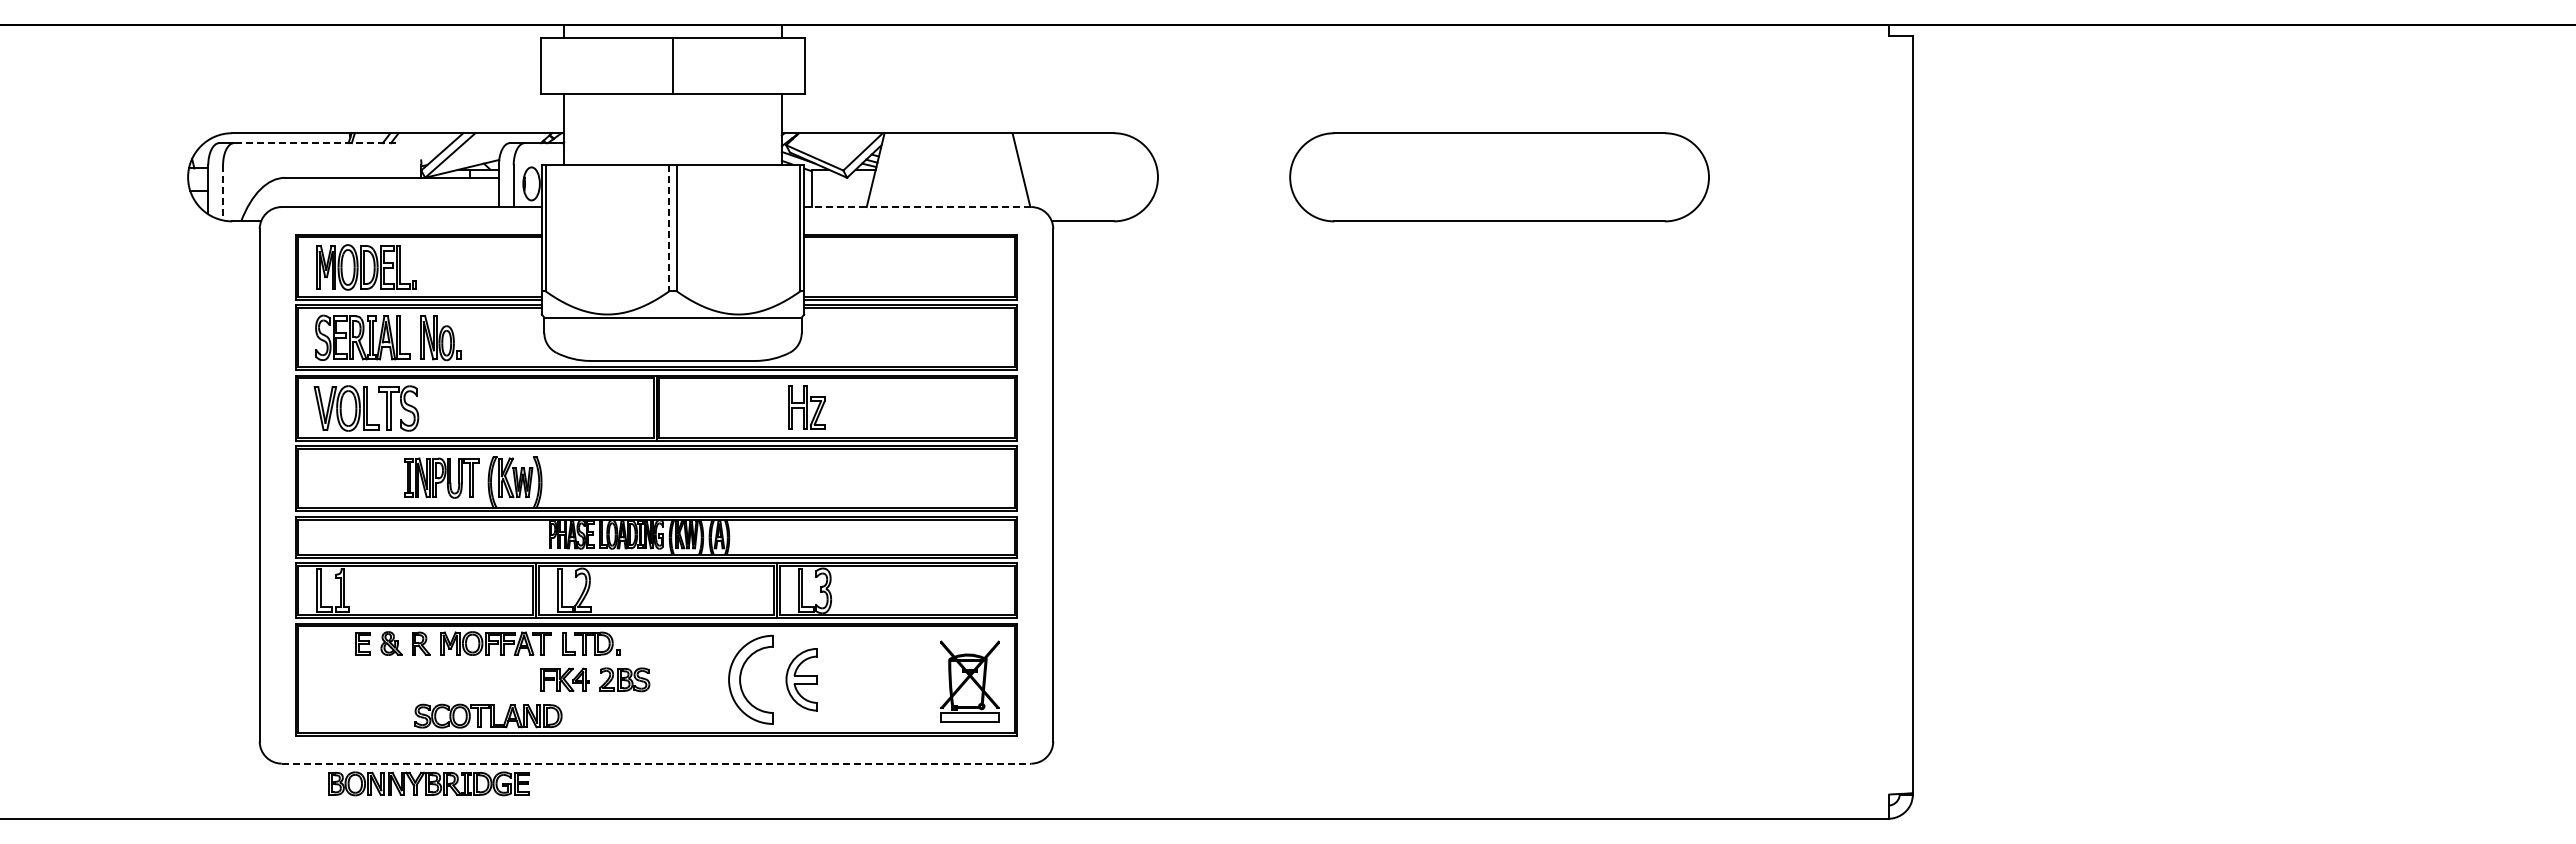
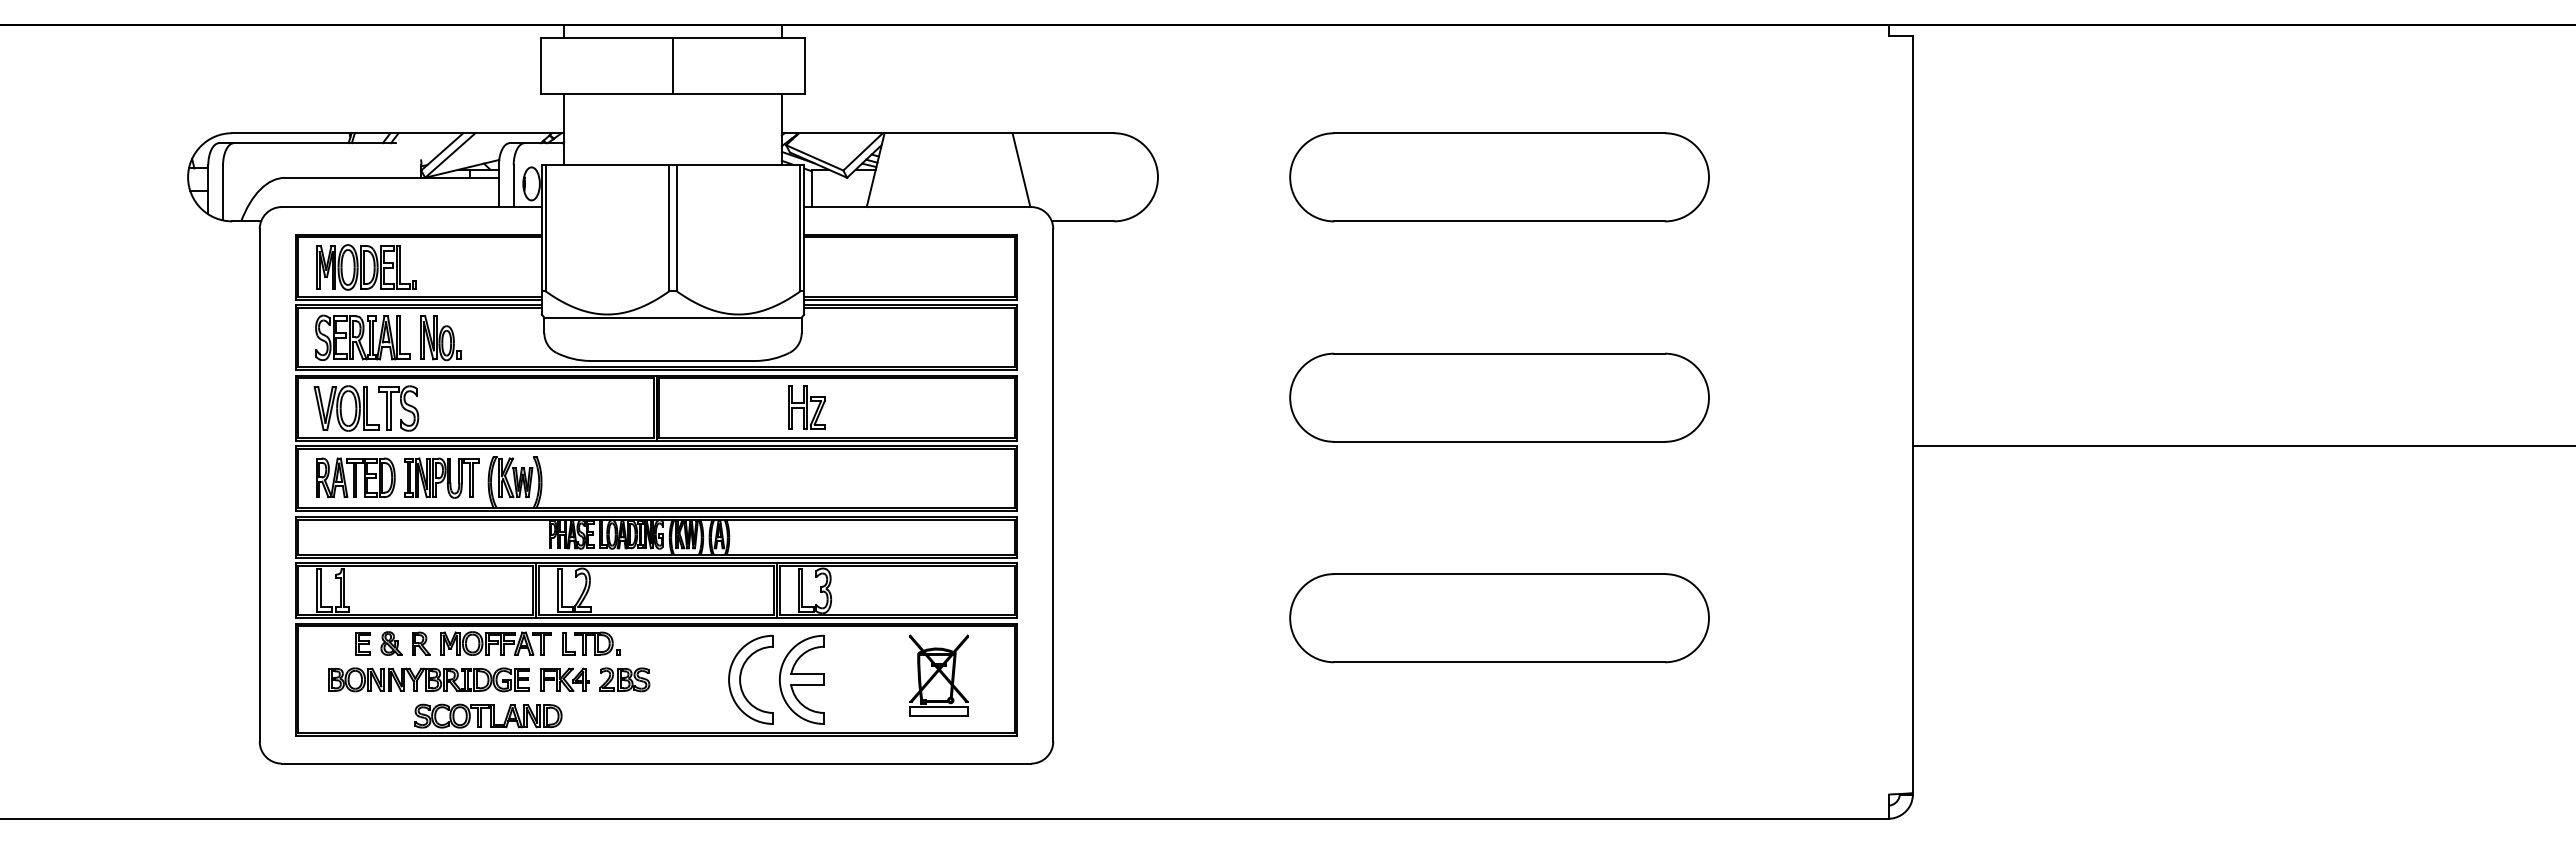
line: dashed -> solid (314, 143)
line: dashed -> solid (223, 192)
line: dashed -> solid (917, 207)
line: dashed -> solid (669, 228)
part: none -> present (1499, 397)
line: none -> present (2242, 446)
part: none -> present (355, 477)
part: none -> present (1499, 618)
part size: 33x64 px -> 46x91 px (801, 679)
part position: (969, 681) -> (938, 675) (938, 675)
line: dashed -> solid (656, 763)
part position: (428, 783) -> (428, 679) (428, 679)
